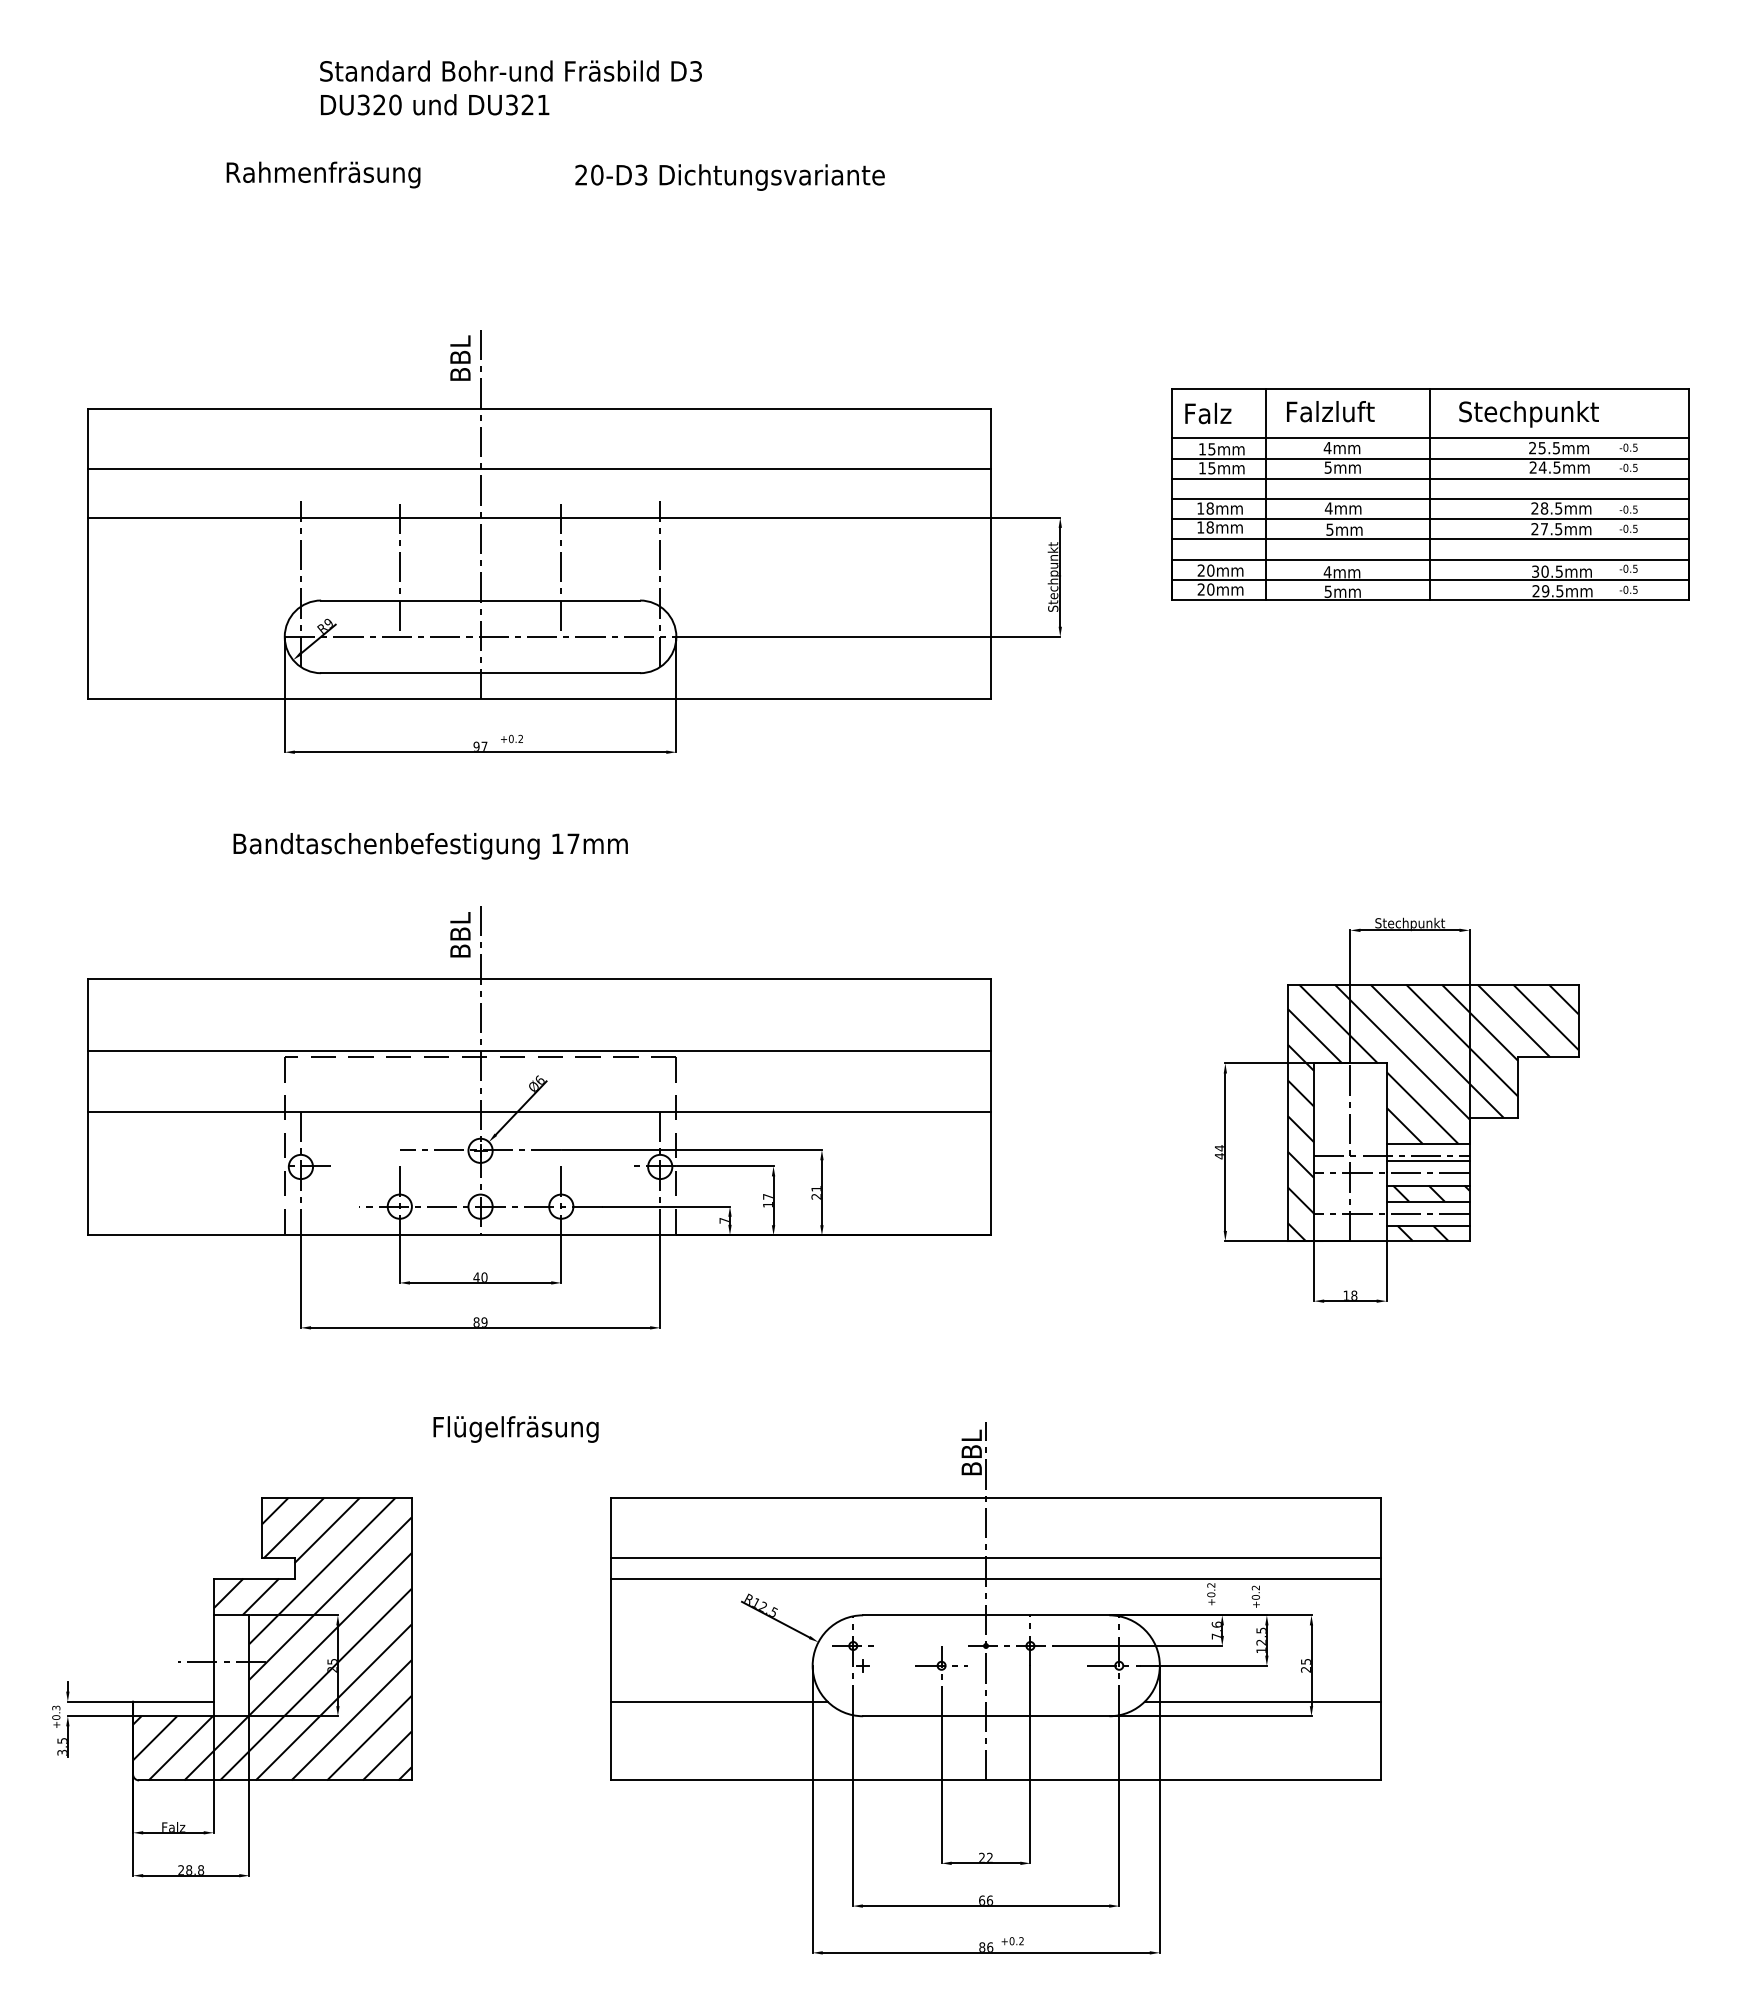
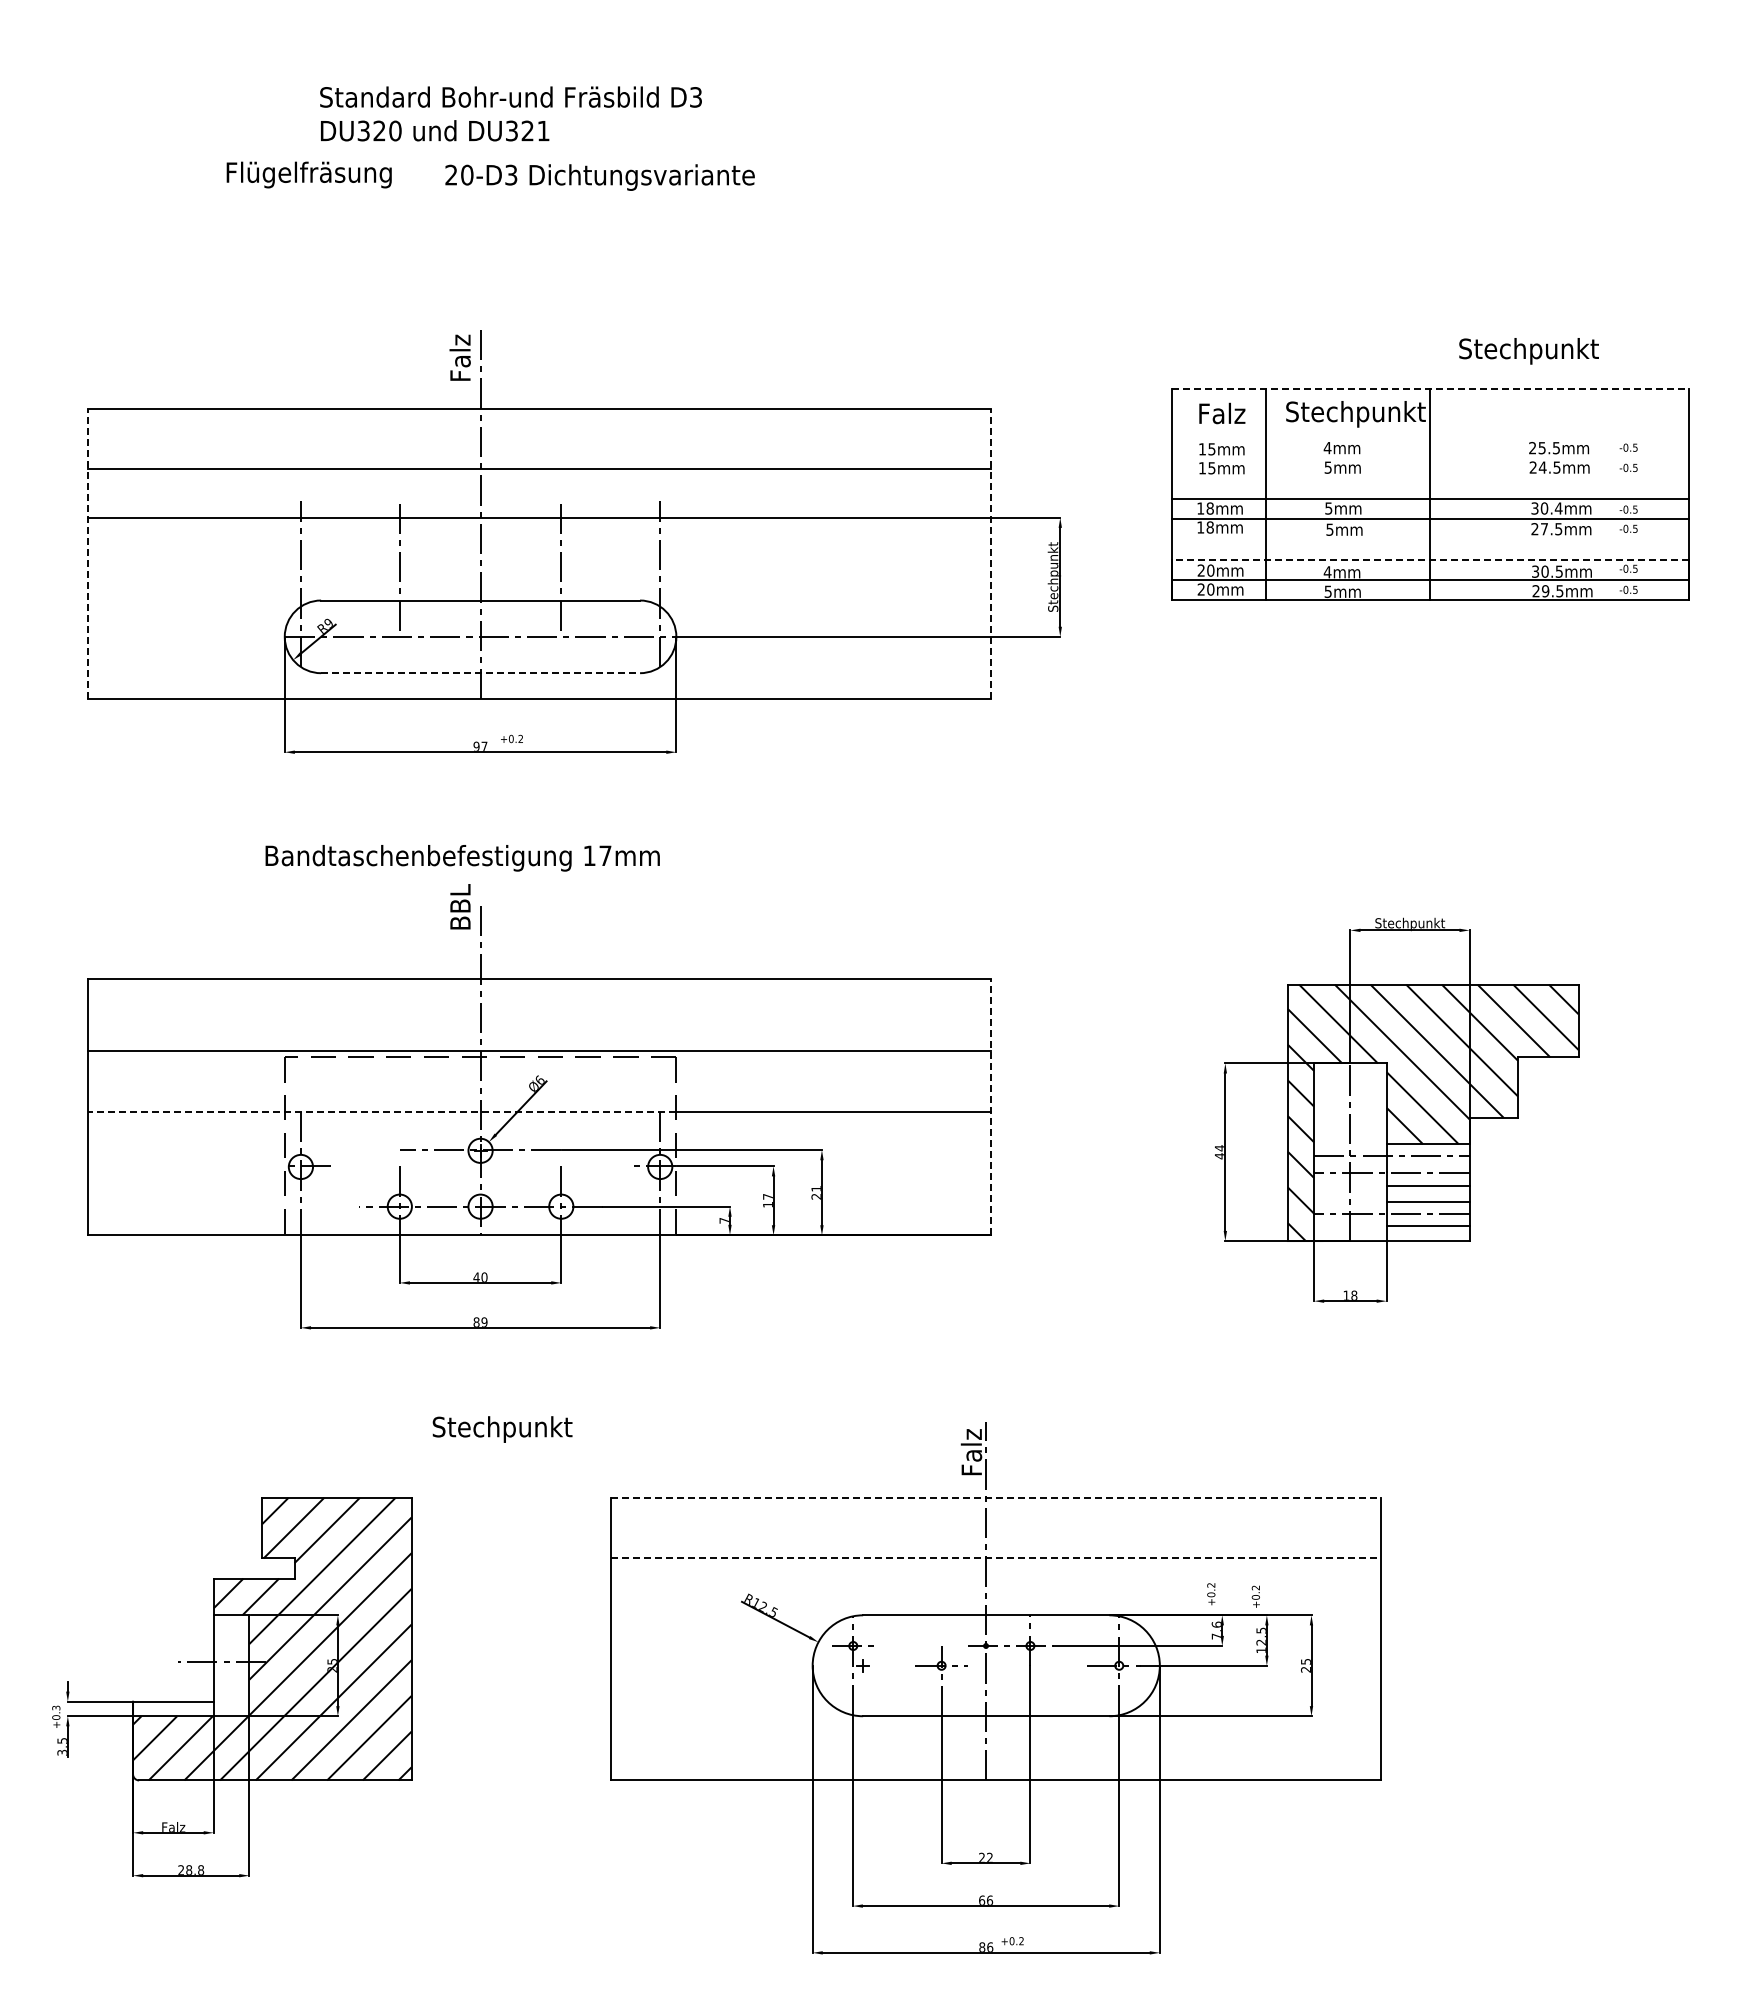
text position: (510, 87) -> (510, 113) (510, 113)
text: Rahmenfräsung -> Flügelfräsung (324, 174)
text position: (729, 177) -> (599, 177) (599, 177)
text: BBL -> Falz (459, 356)
line: solid -> dashed (1431, 388)
text position: (1208, 413) -> (1222, 413) (1222, 413)
text: Falzluft -> Stechpunkt (1355, 414)
text position: (1528, 414) -> (1528, 351) (1528, 351)
line: present -> none (1430, 438)
line: present -> none (1430, 458)
line: present -> none (1430, 478)
text: 4mm -> 5mm (1328, 508)
text: 28.5mm -> 30.4mm (1546, 508)
line: present -> none (1430, 539)
line: solid -> dashed (88, 553)
line: solid -> dashed (991, 553)
line: solid -> dashed (1430, 559)
line: solid -> dashed (481, 673)
text position: (430, 846) -> (462, 858) (462, 858)
text position: (460, 934) -> (460, 906) (460, 906)
line: solid -> dashed (991, 1106)
line: solid -> dashed (381, 1111)
line: present -> none (1427, 1161)
hatch: present -> none (1431, 1193)
hatch: present -> none (1433, 1233)
text: Flügelfräsung -> Stechpunkt (515, 1429)
text: BBL -> Falz (971, 1450)
line: solid -> dashed (996, 1497)
line: solid -> dashed (996, 1558)
line: present -> none (995, 1578)
line: present -> none (718, 1701)
line: present -> none (1262, 1701)
